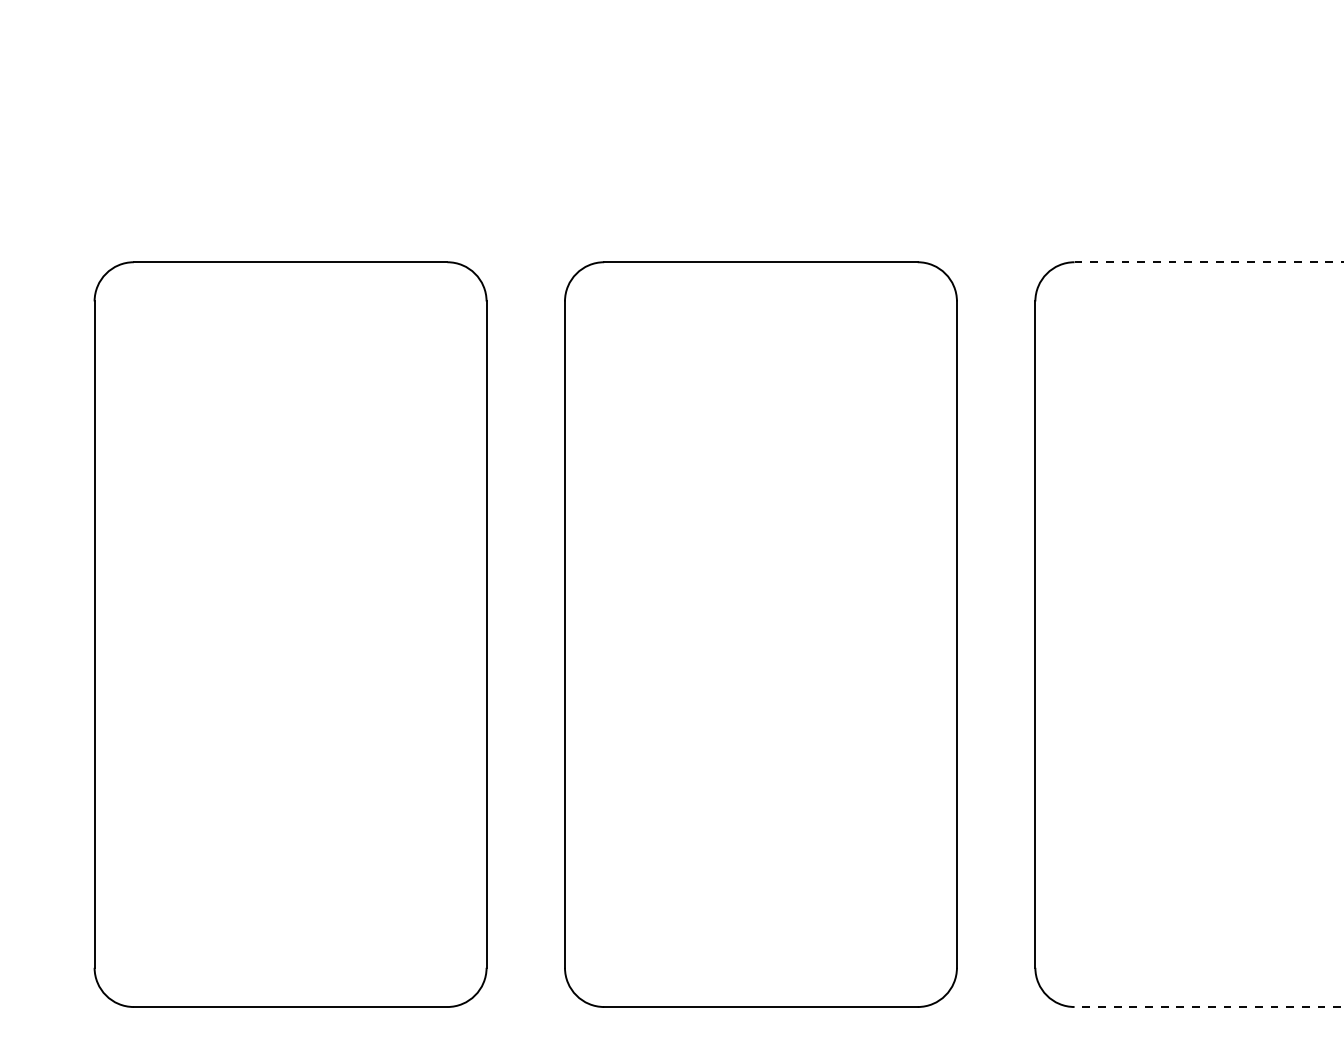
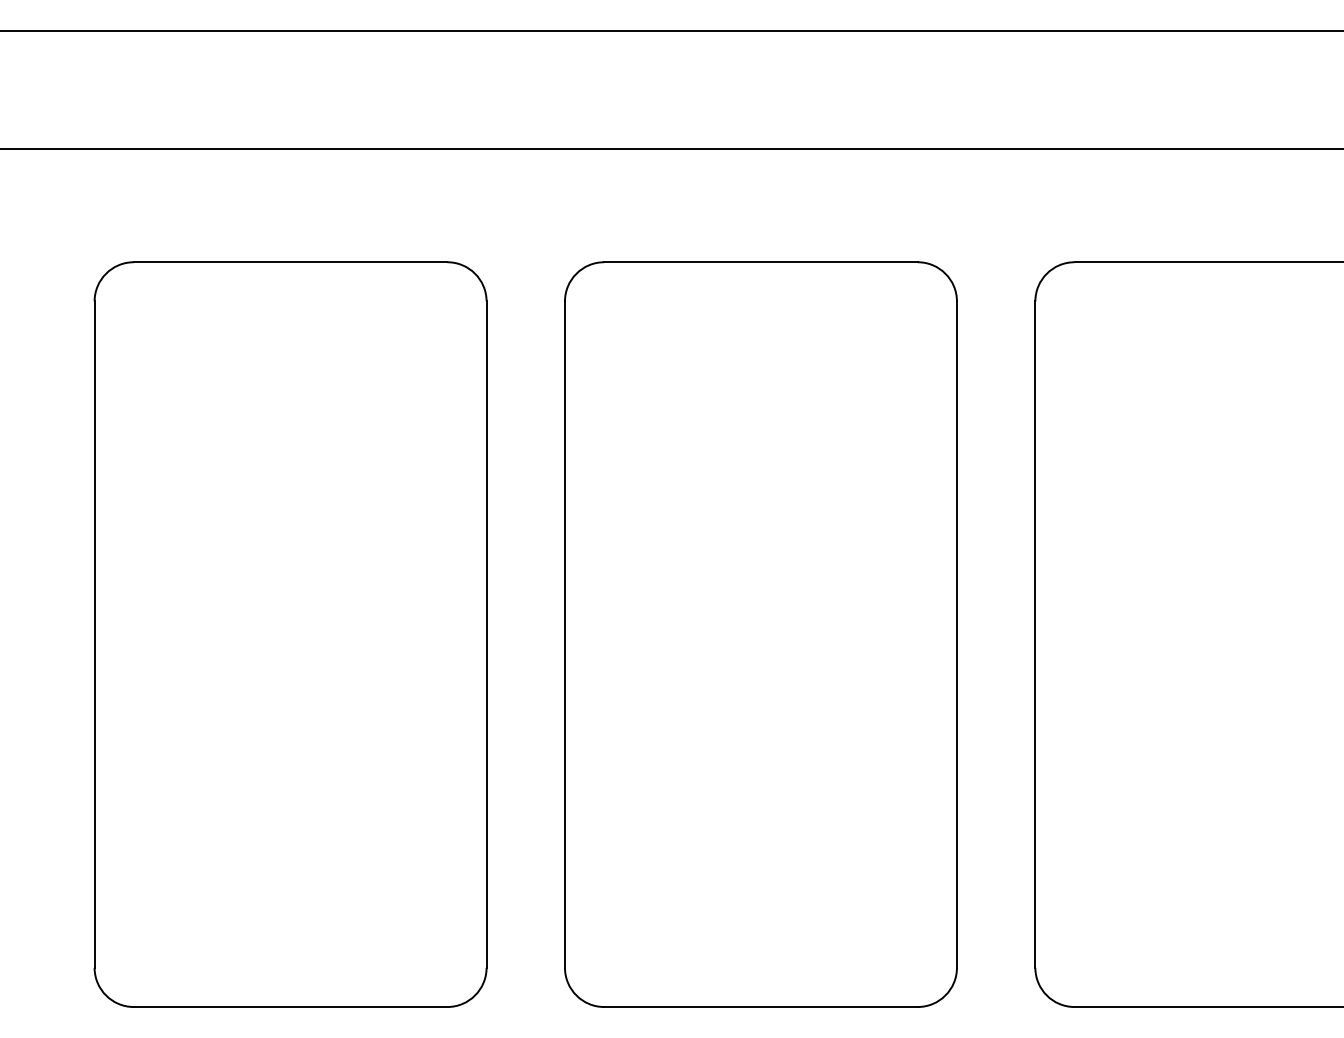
line: none -> present (671, 30)
line: none -> present (671, 148)
line: dashed -> solid (1209, 262)
line: dashed -> solid (1208, 1007)
